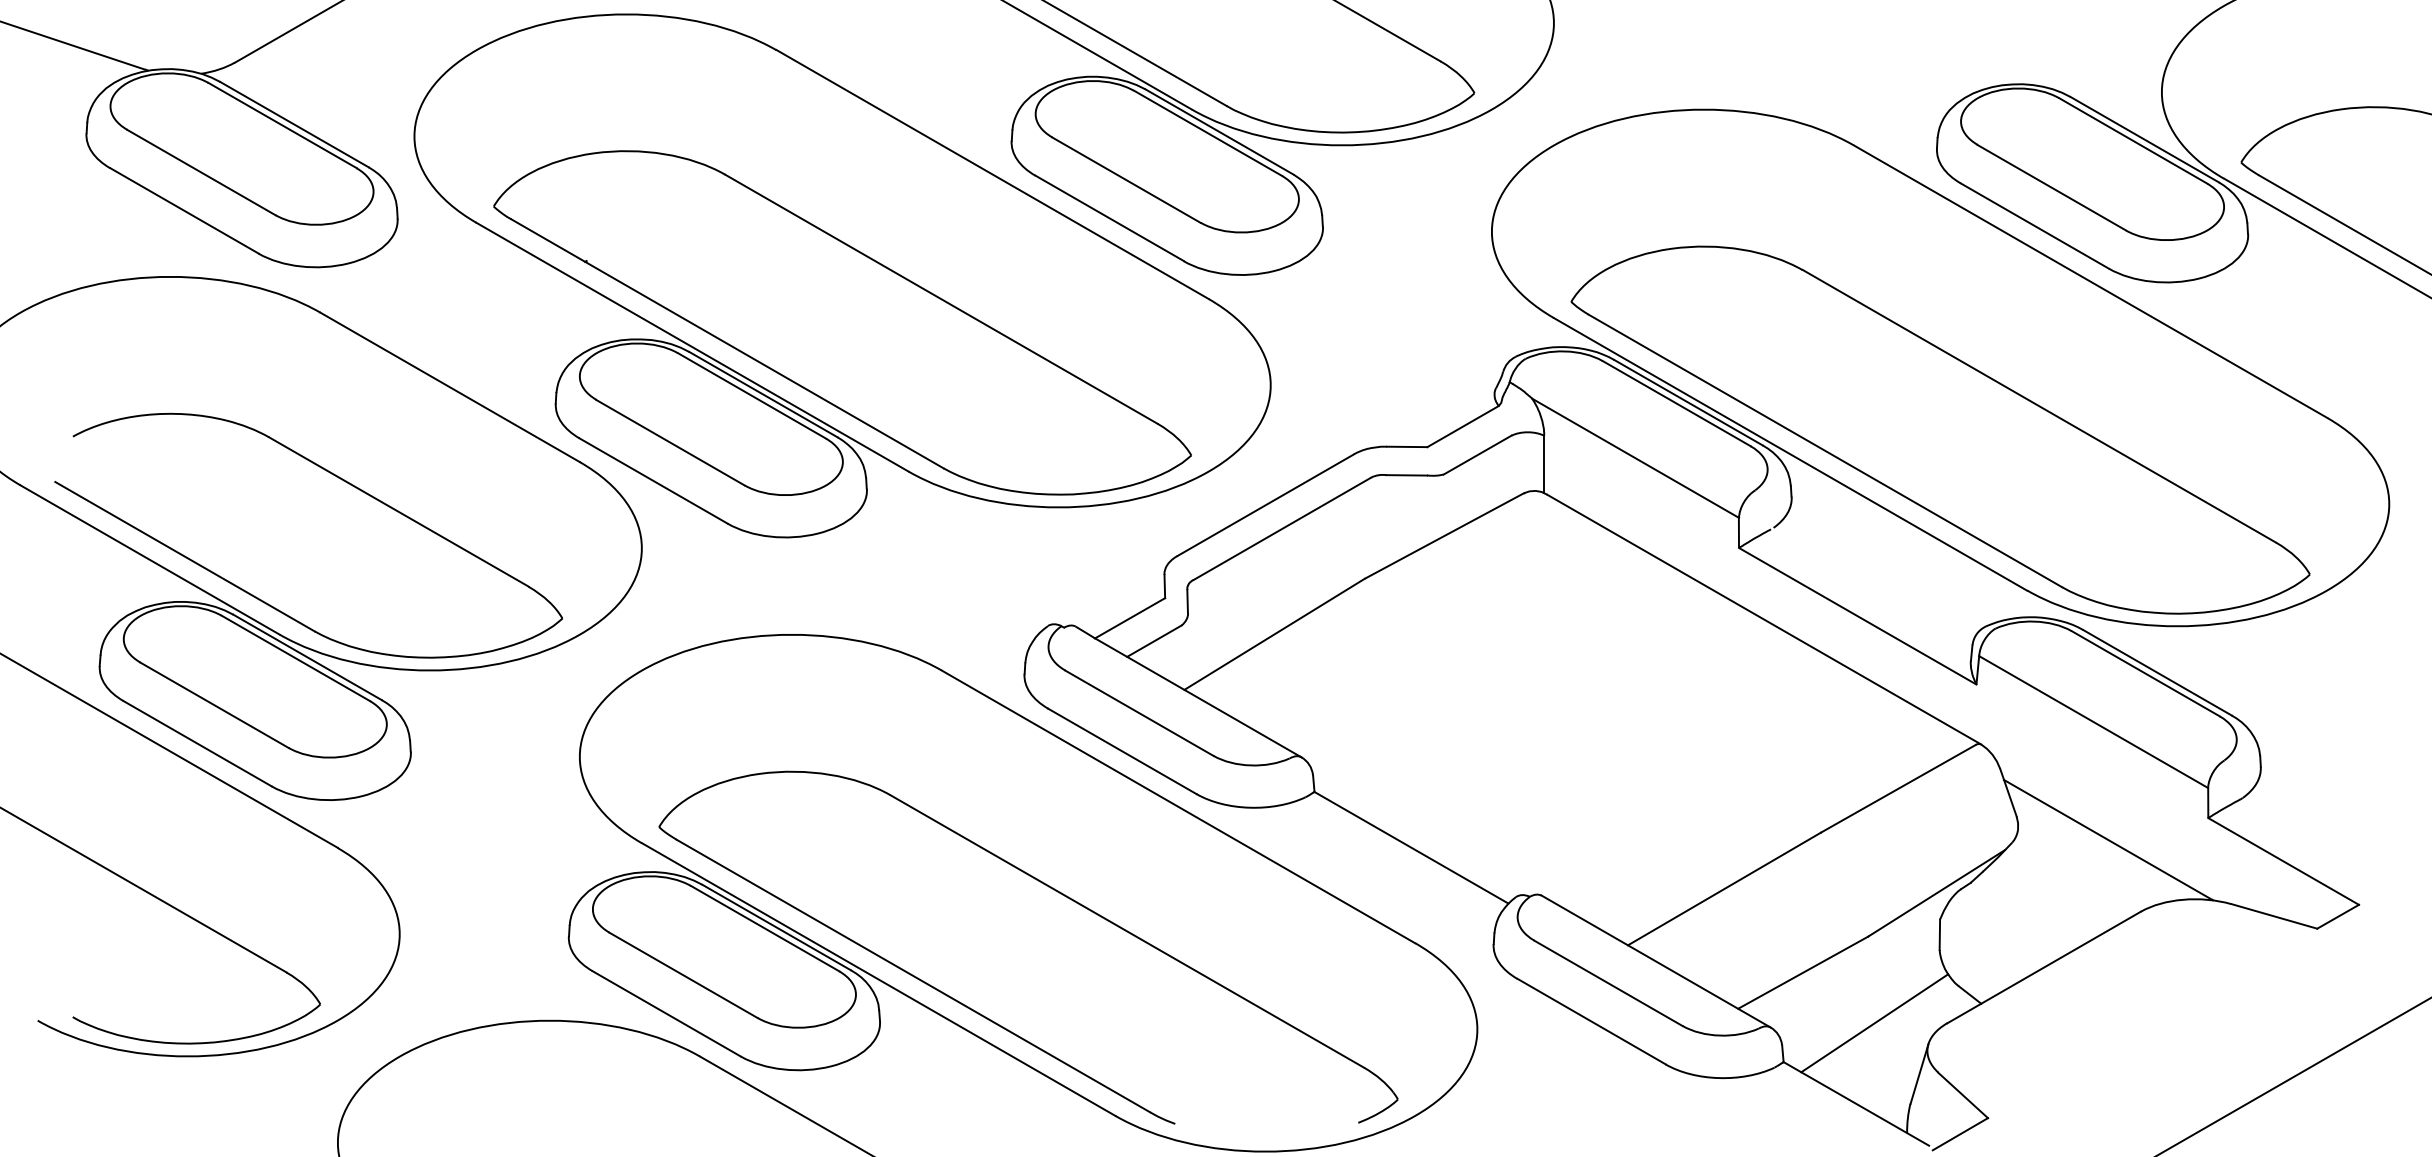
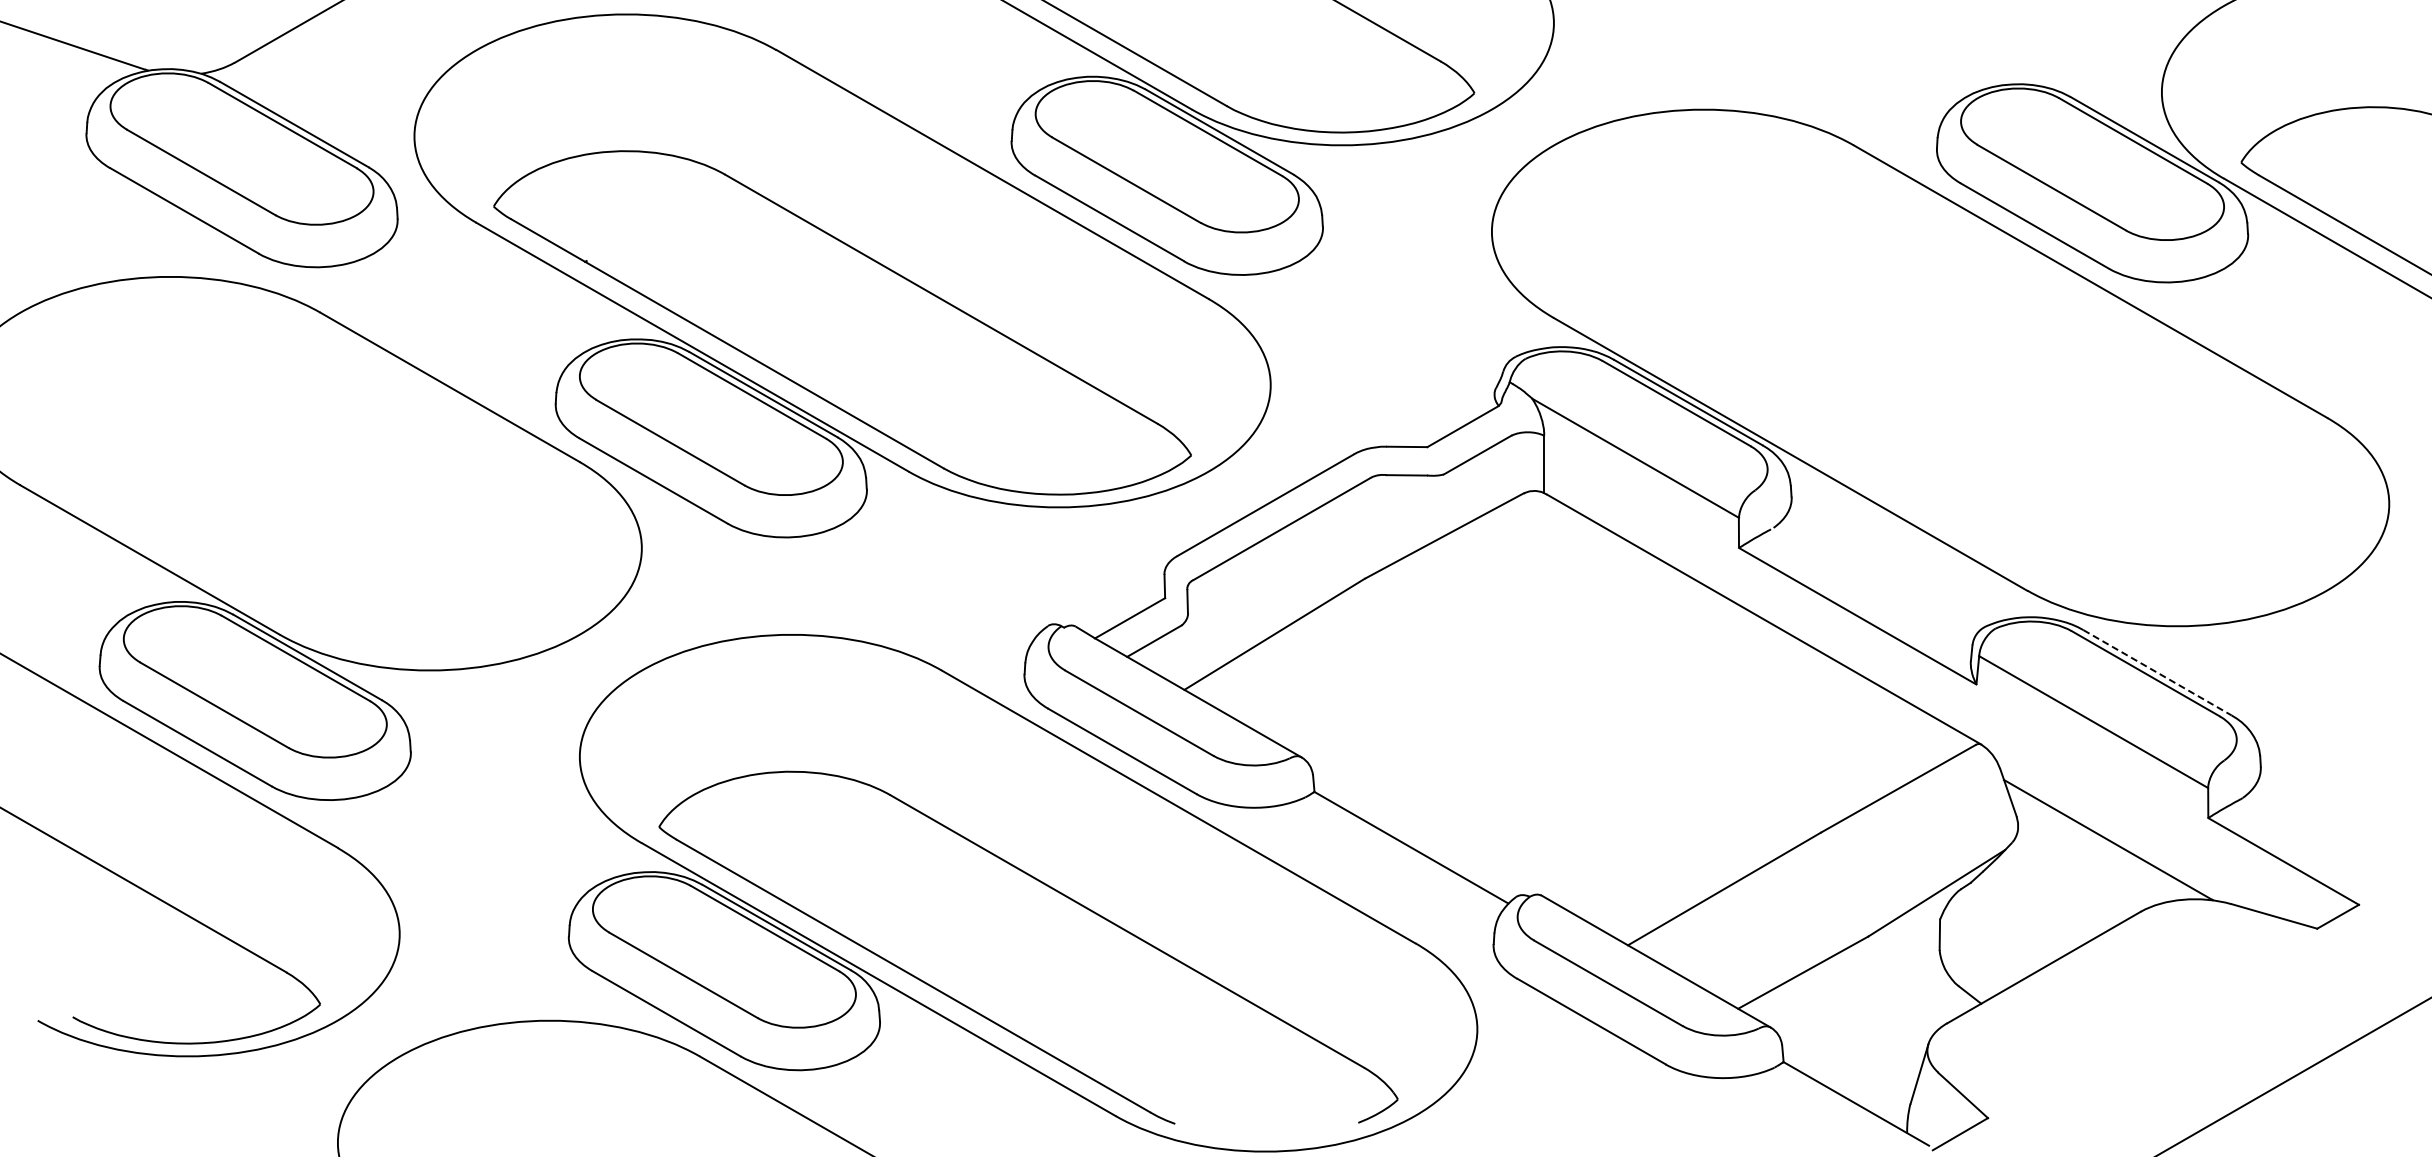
part: present -> none (1940, 429)
part: present -> none (343, 481)
line: solid -> dashed (2157, 673)
line: present -> none (1874, 1023)
